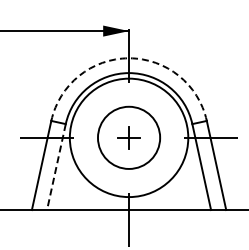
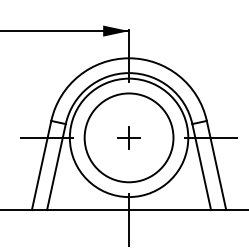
arc: dashed -> solid (129, 58)
circle diameter: 62 px -> 89 px (128, 137)
line: dashed -> solid (56, 167)
